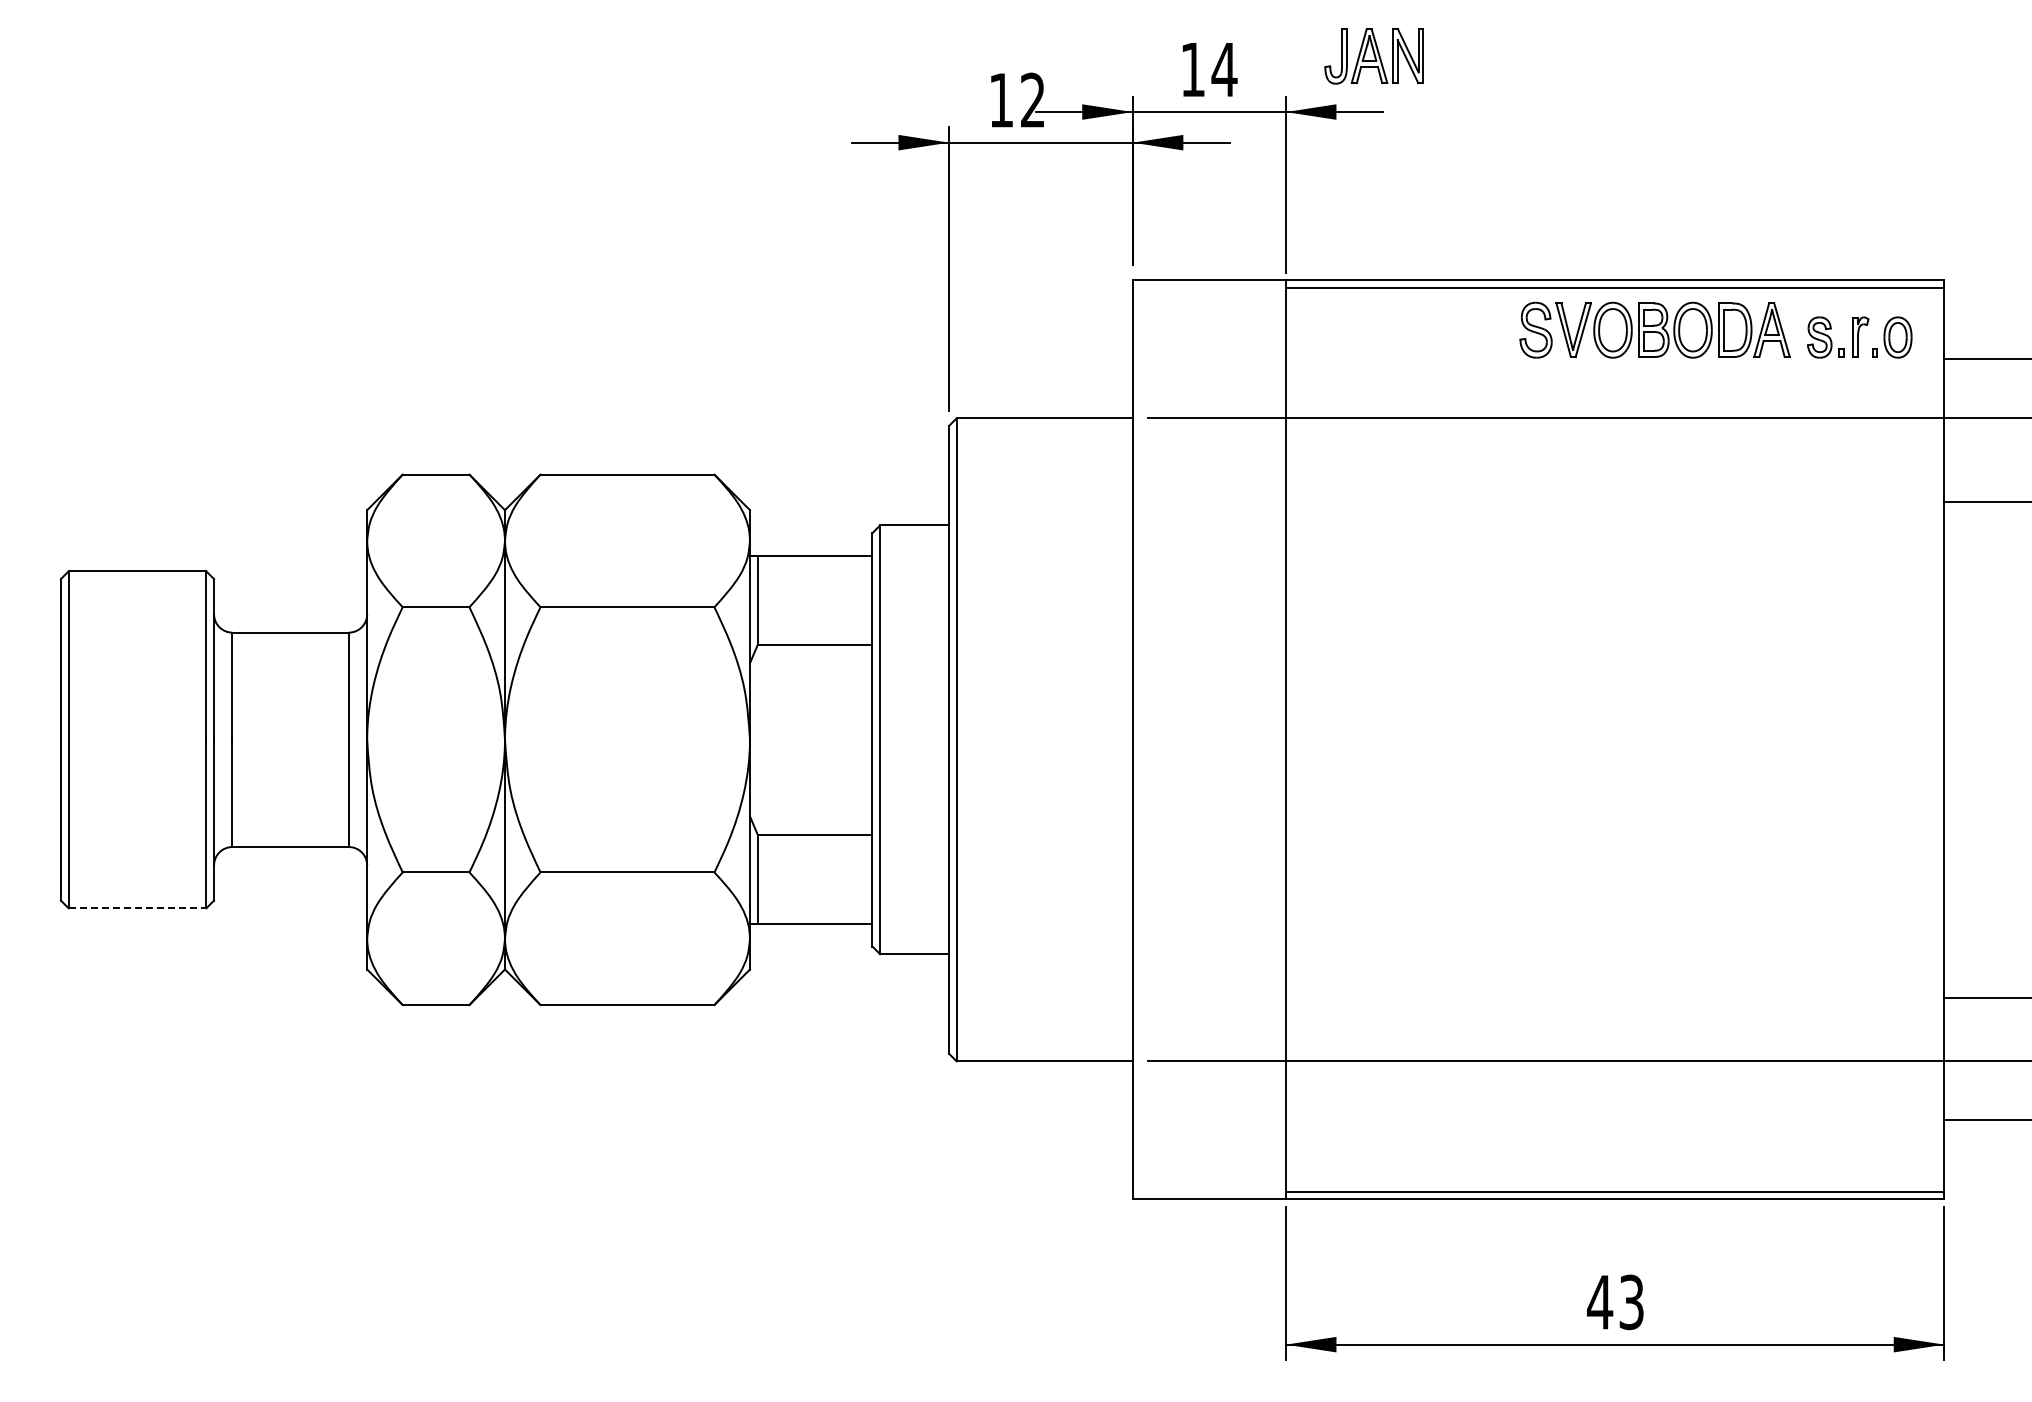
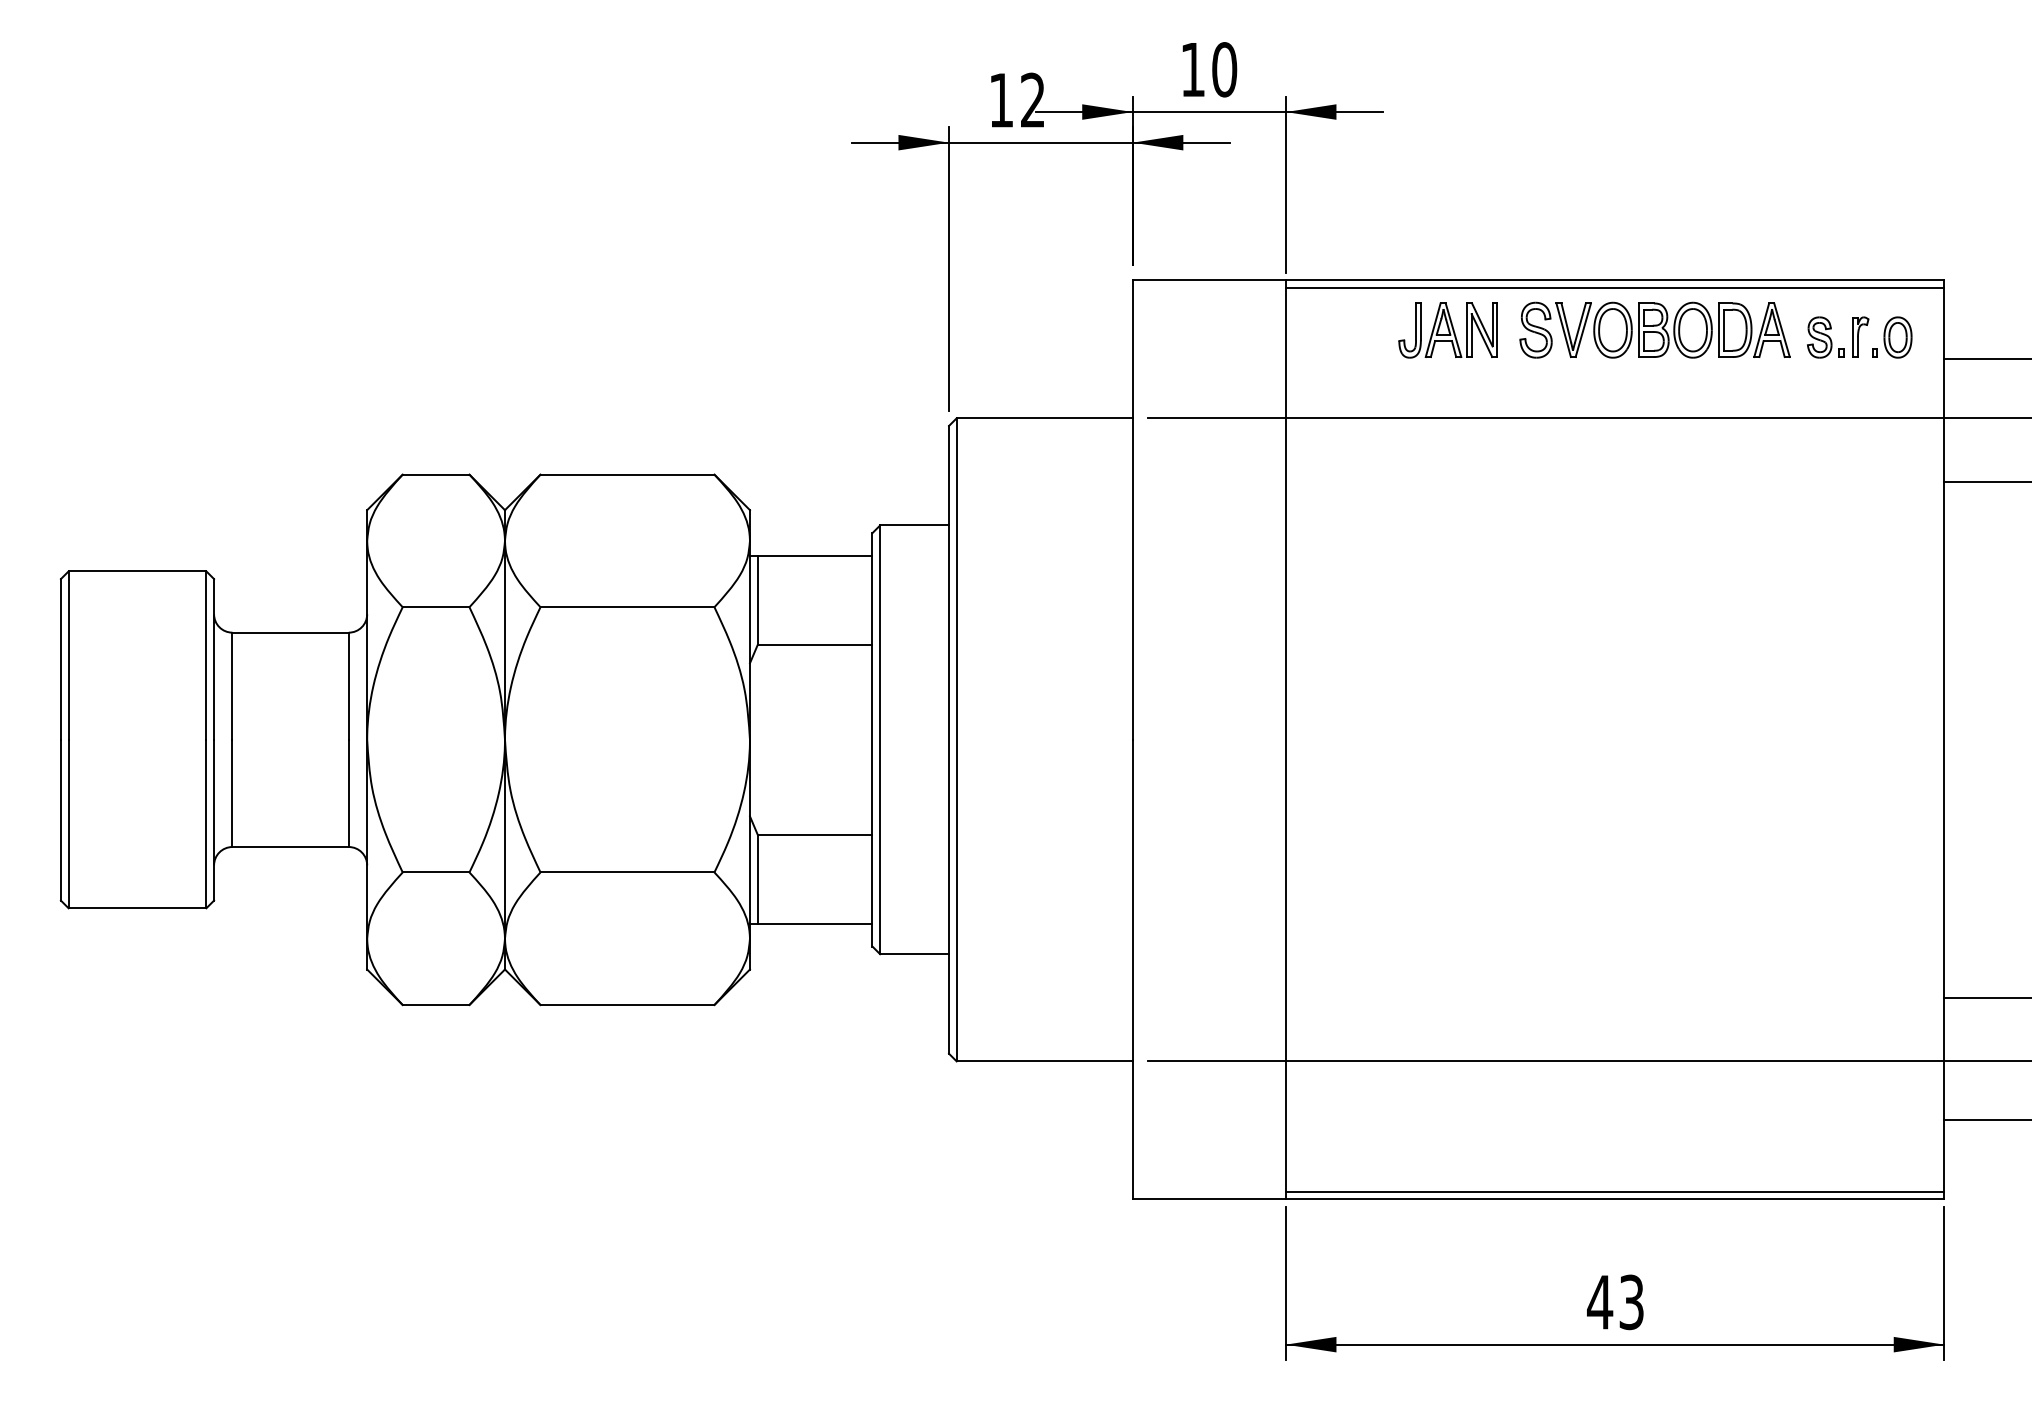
part position: (1373, 56) -> (1447, 330) (1447, 330)
text: 14 -> 10 (1224, 69)
line position: (1986, 501) -> (1986, 481) (1986, 481)
line: dashed -> solid (137, 908)
